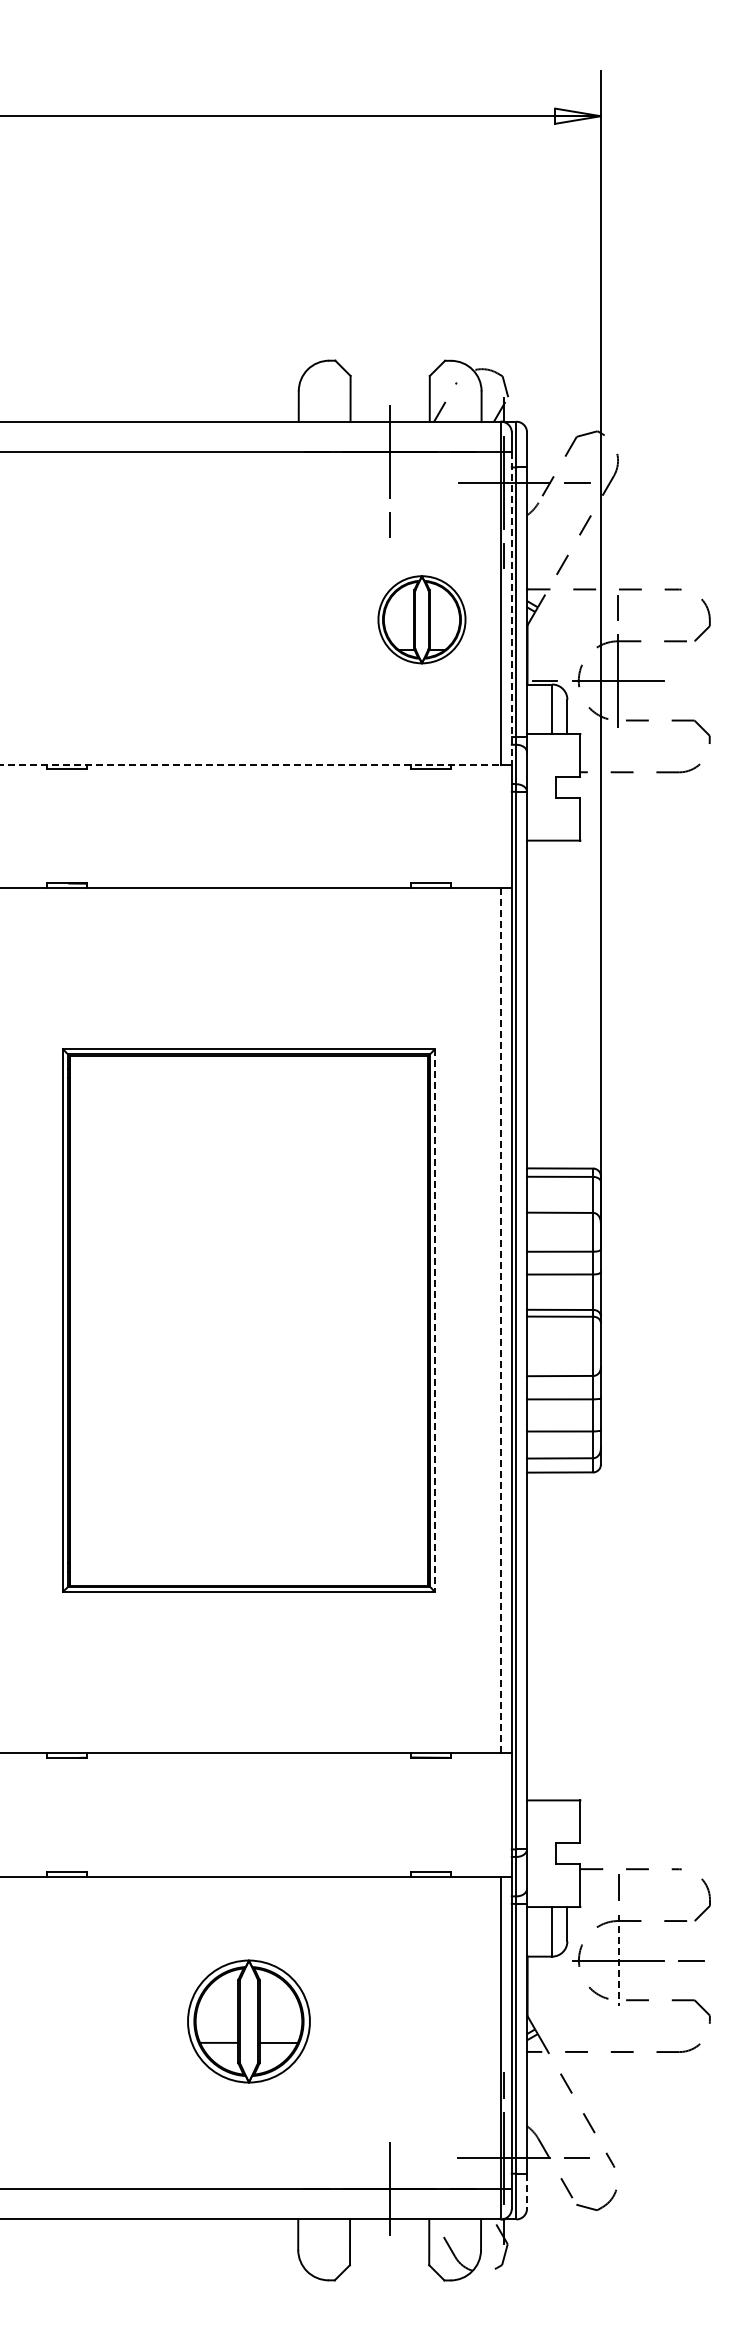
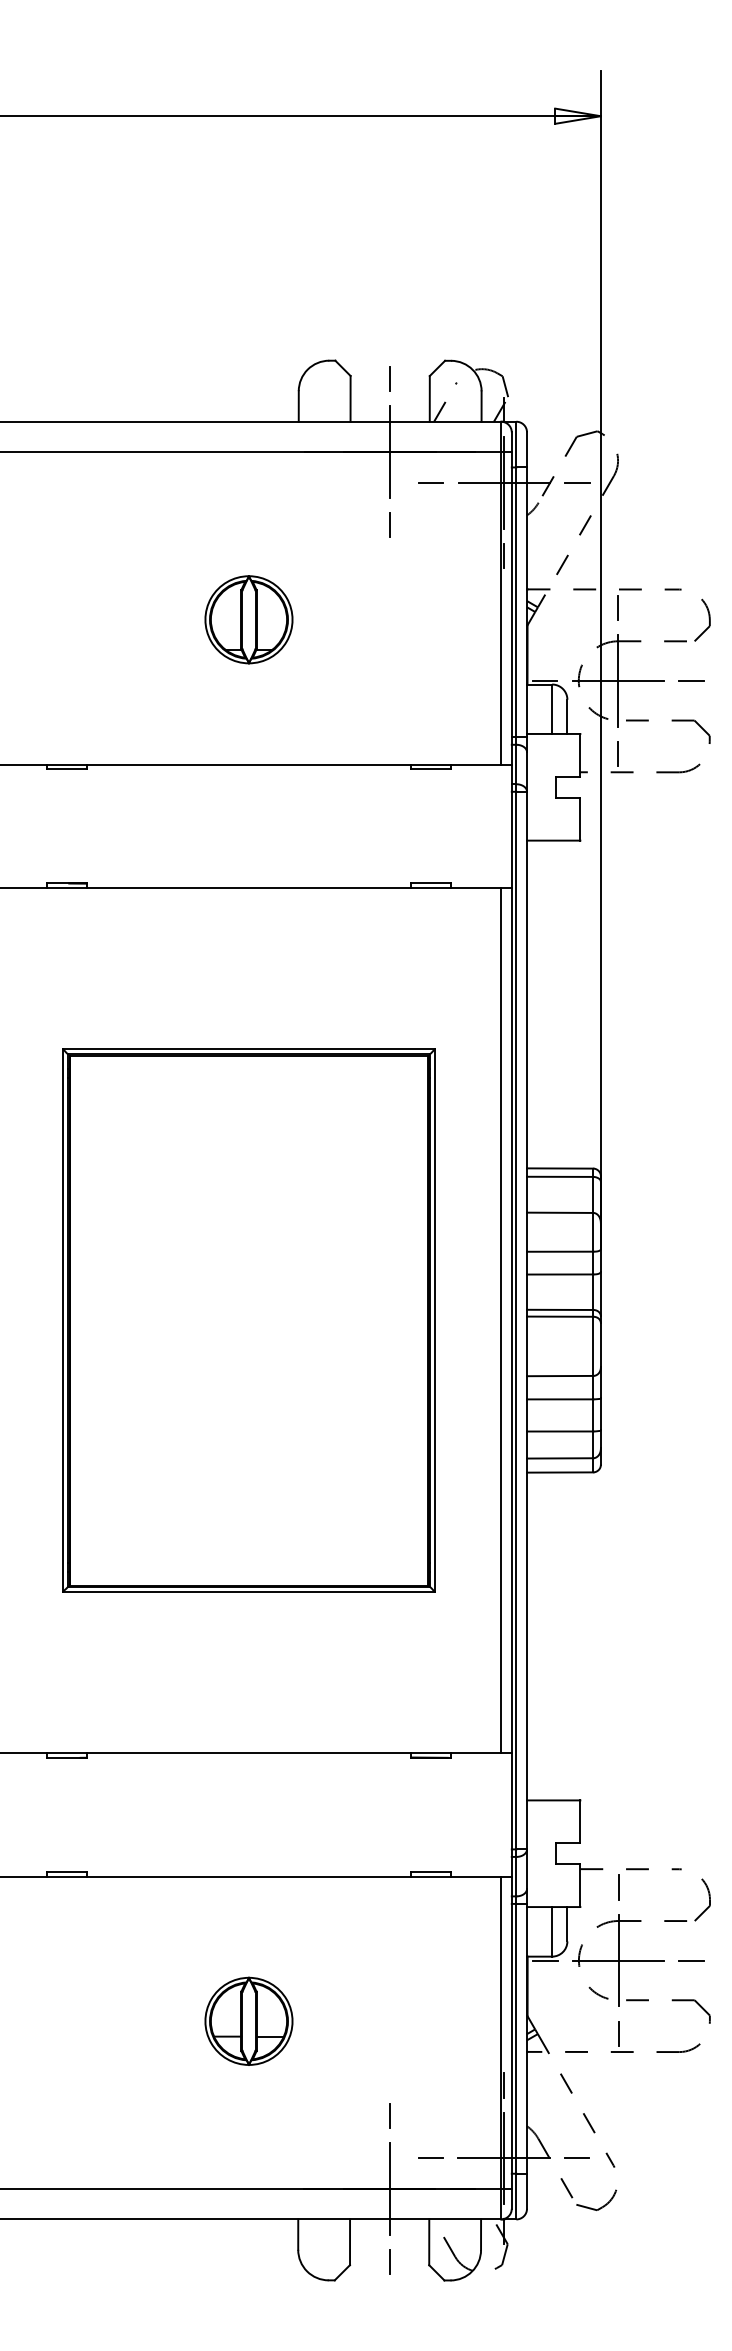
line: none -> present (390, 378)
line: none -> present (431, 482)
line: dashed -> solid (511, 608)
part position: (421, 619) -> (248, 619) (248, 619)
line: none -> present (691, 680)
line: none -> present (618, 753)
line: dashed -> solid (251, 764)
line: dashed -> solid (501, 1320)
line: dashed -> solid (434, 1321)
line: none -> present (545, 1960)
line: dashed -> solid (618, 1960)
part size: 124x125 px -> 90x90 px (248, 2020)
line: none -> present (618, 2033)
line: none -> present (389, 2115)
line: none -> present (430, 2158)
line: dashed -> solid (527, 2191)
line: none -> present (389, 2261)
